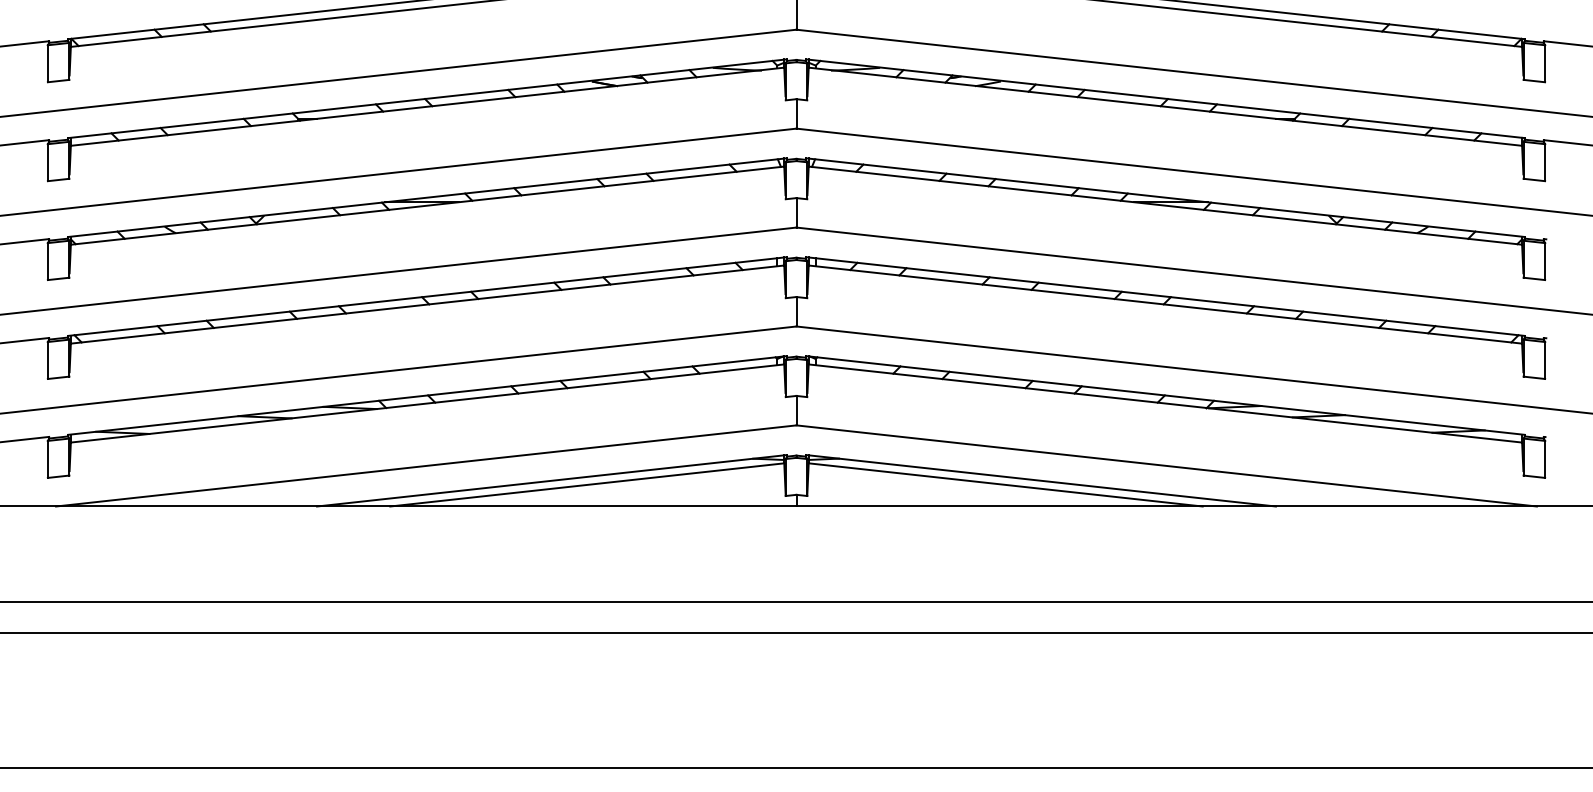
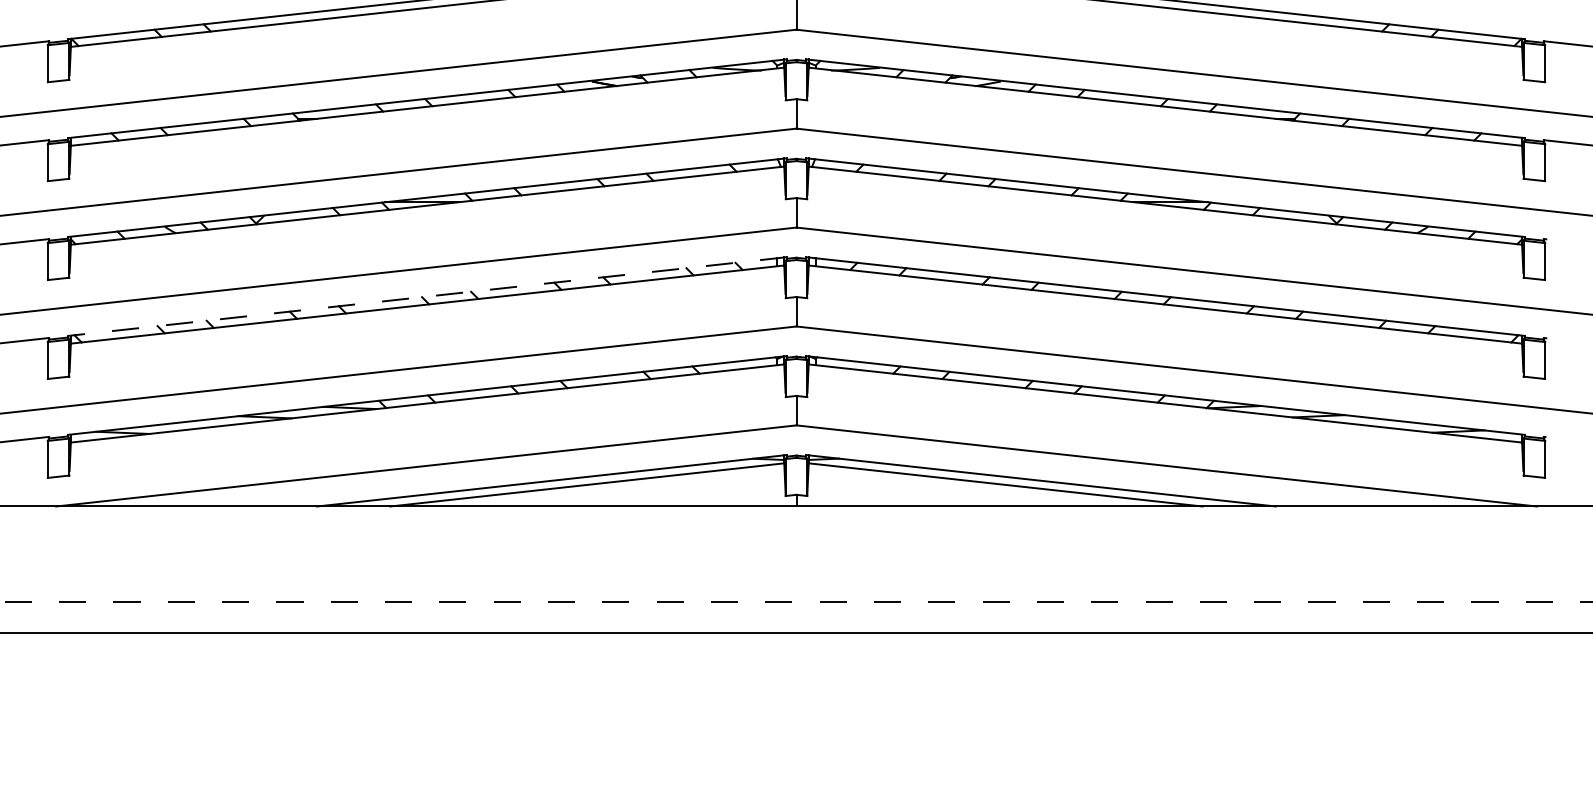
line: solid -> dashed (427, 296)
line: solid -> dashed (795, 602)
line: present -> none (795, 768)
